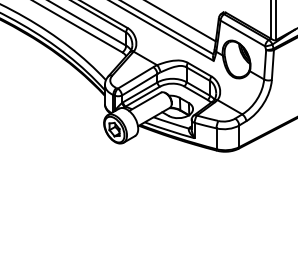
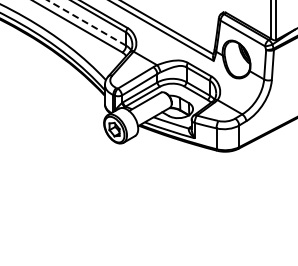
line: present -> none (181, 21)
line: solid -> dashed (86, 22)
